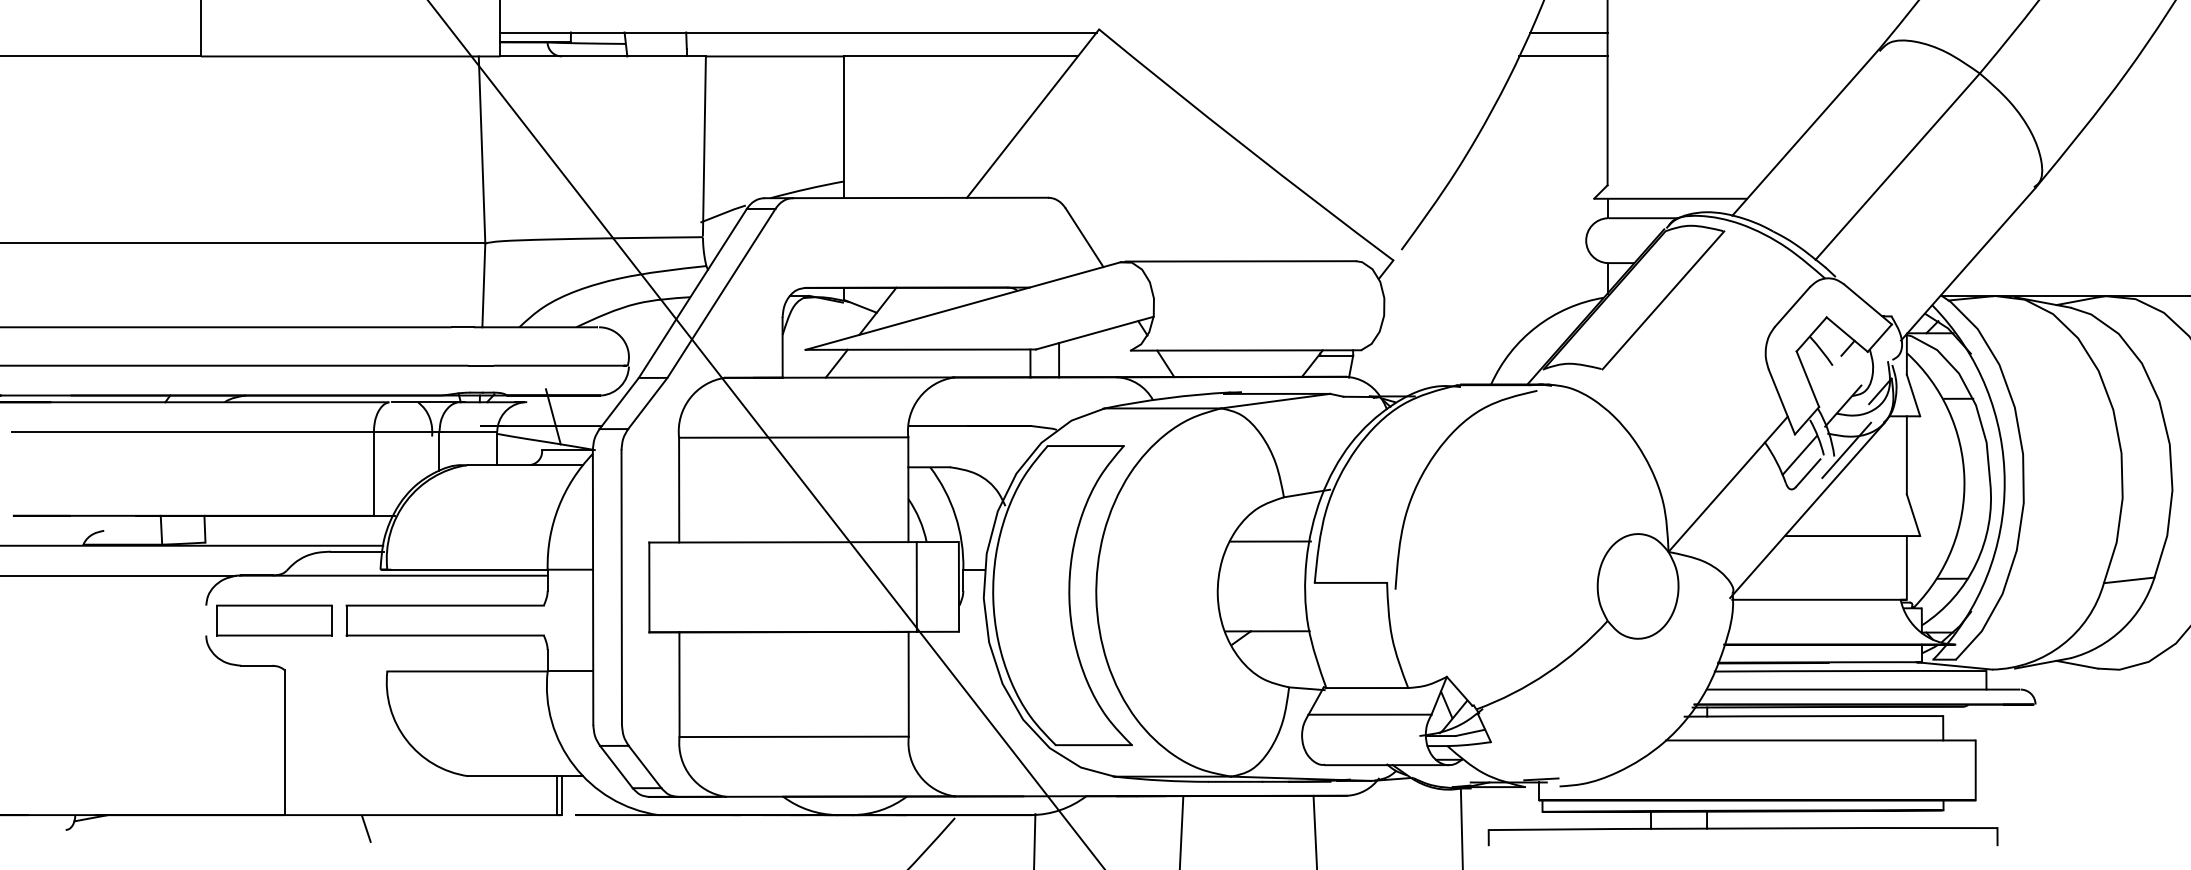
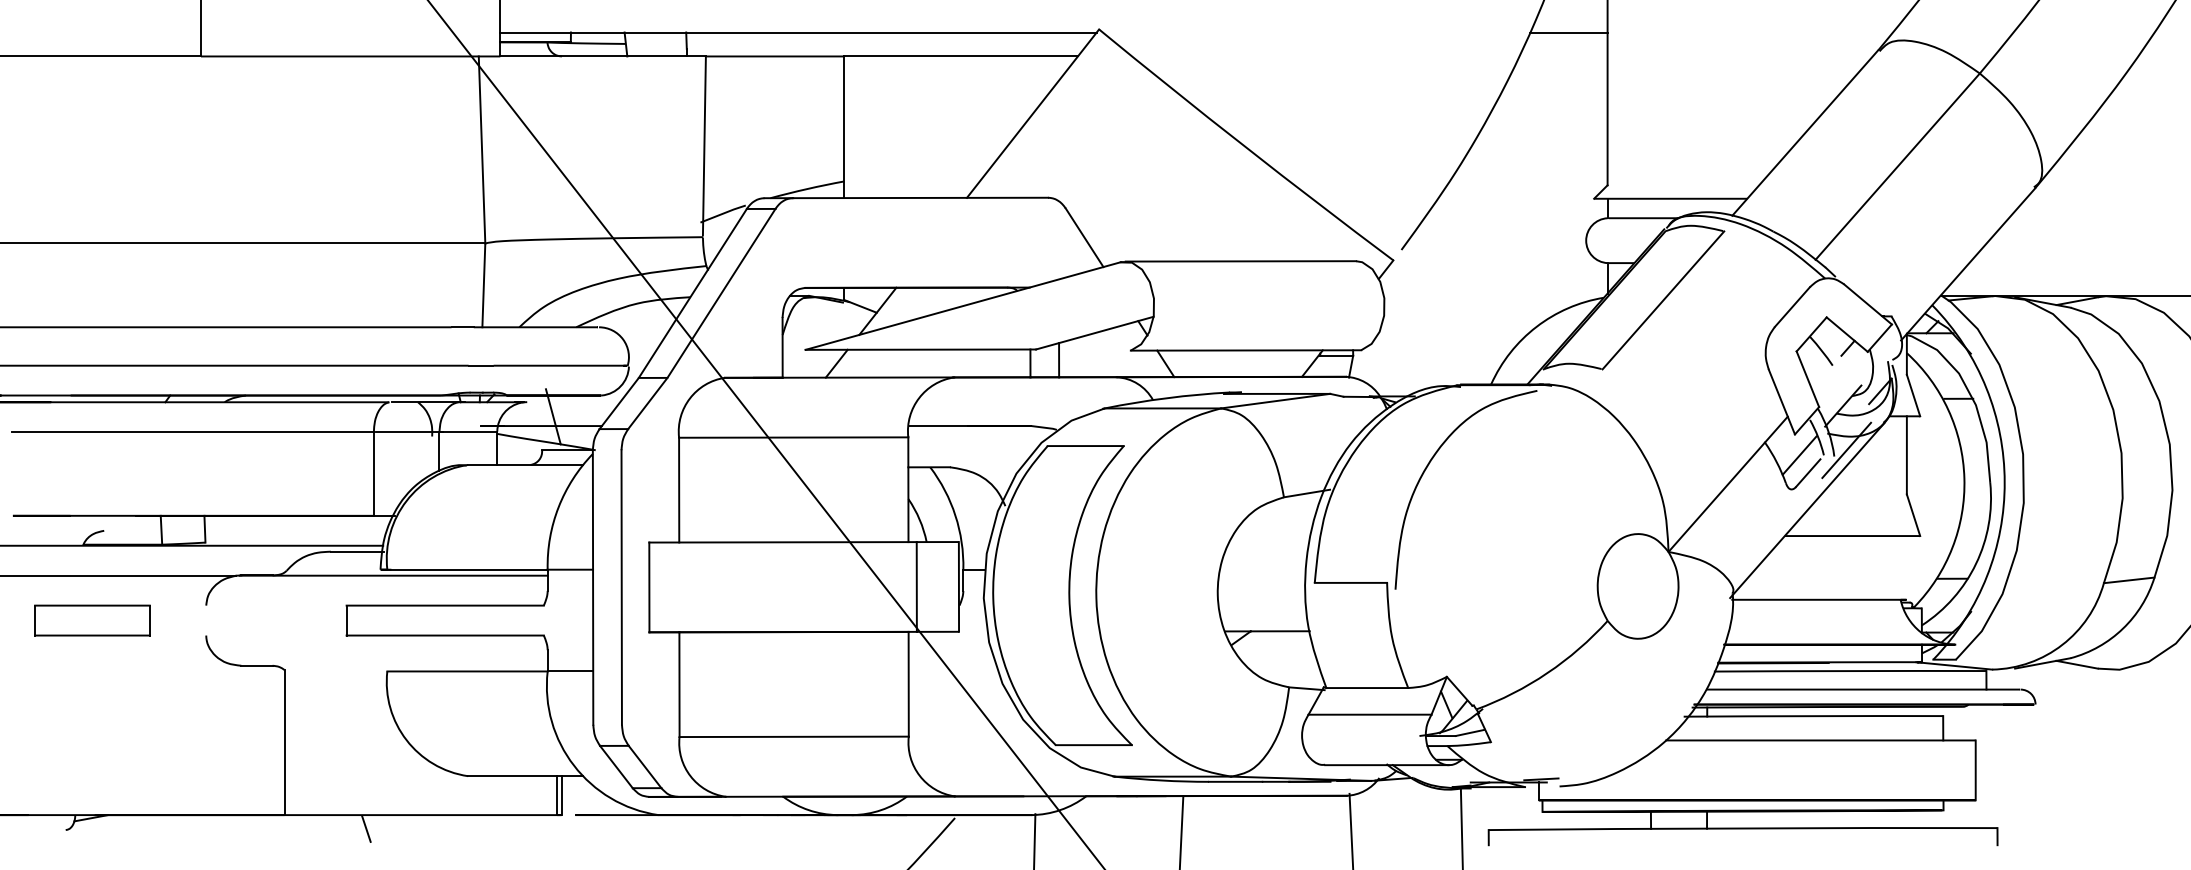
line: present -> none (1562, 56)
line: present -> none (1270, 541)
line: present -> none (1906, 567)
part position: (274, 620) -> (92, 620) (92, 620)
line position: (1314, 830) -> (1351, 829) (1351, 829)
